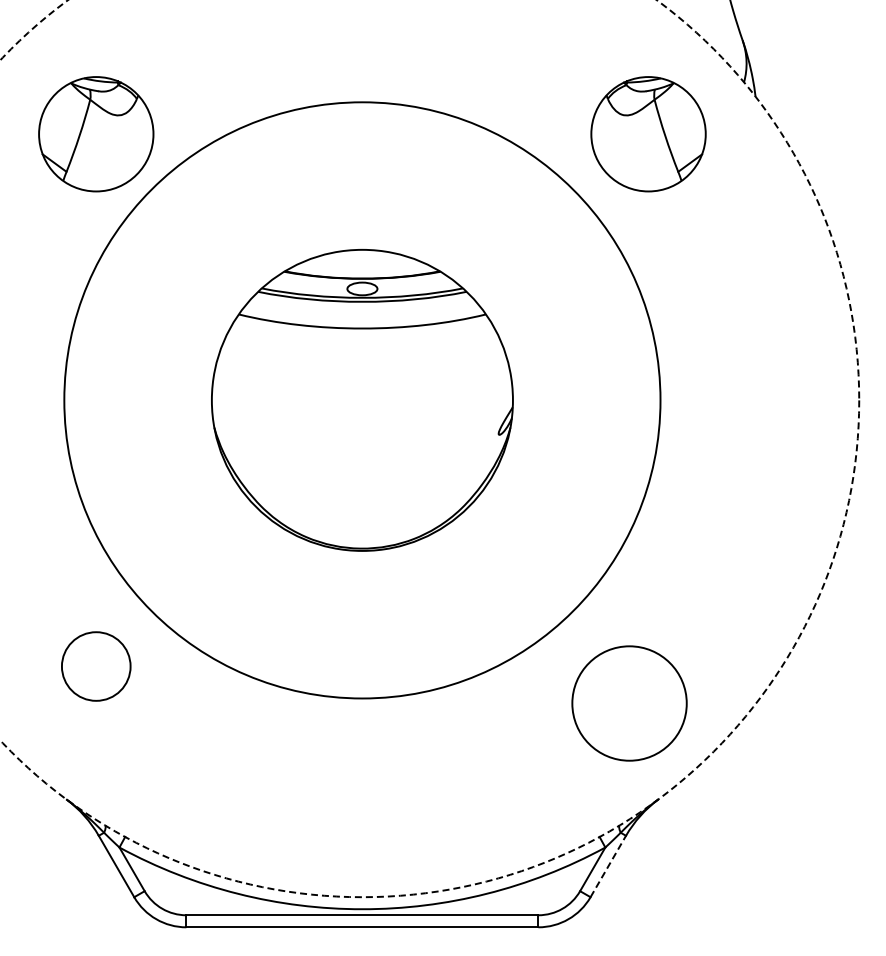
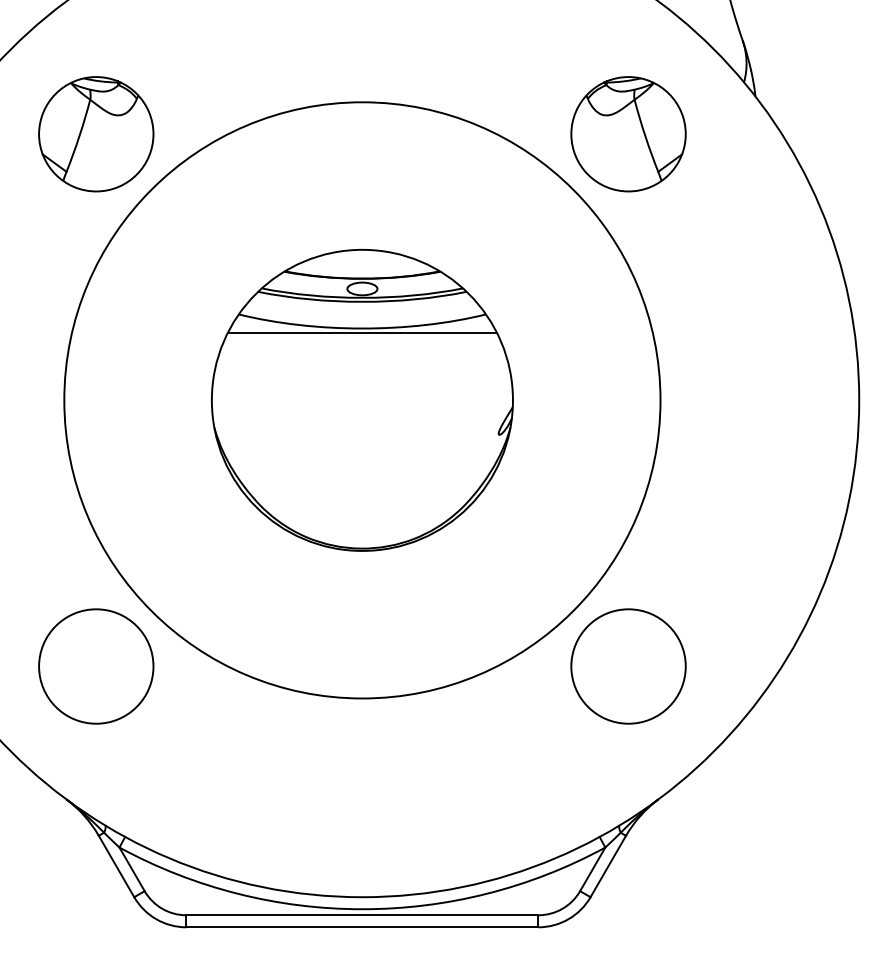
part position: (648, 134) -> (628, 134) (628, 134)
line: none -> present (361, 332)
circle: dashed -> solid (429, 448)
circle diameter: 69 px -> 114 px (96, 666)
circle position: (629, 703) -> (628, 666) (628, 666)
line: dashed -> solid (608, 866)
